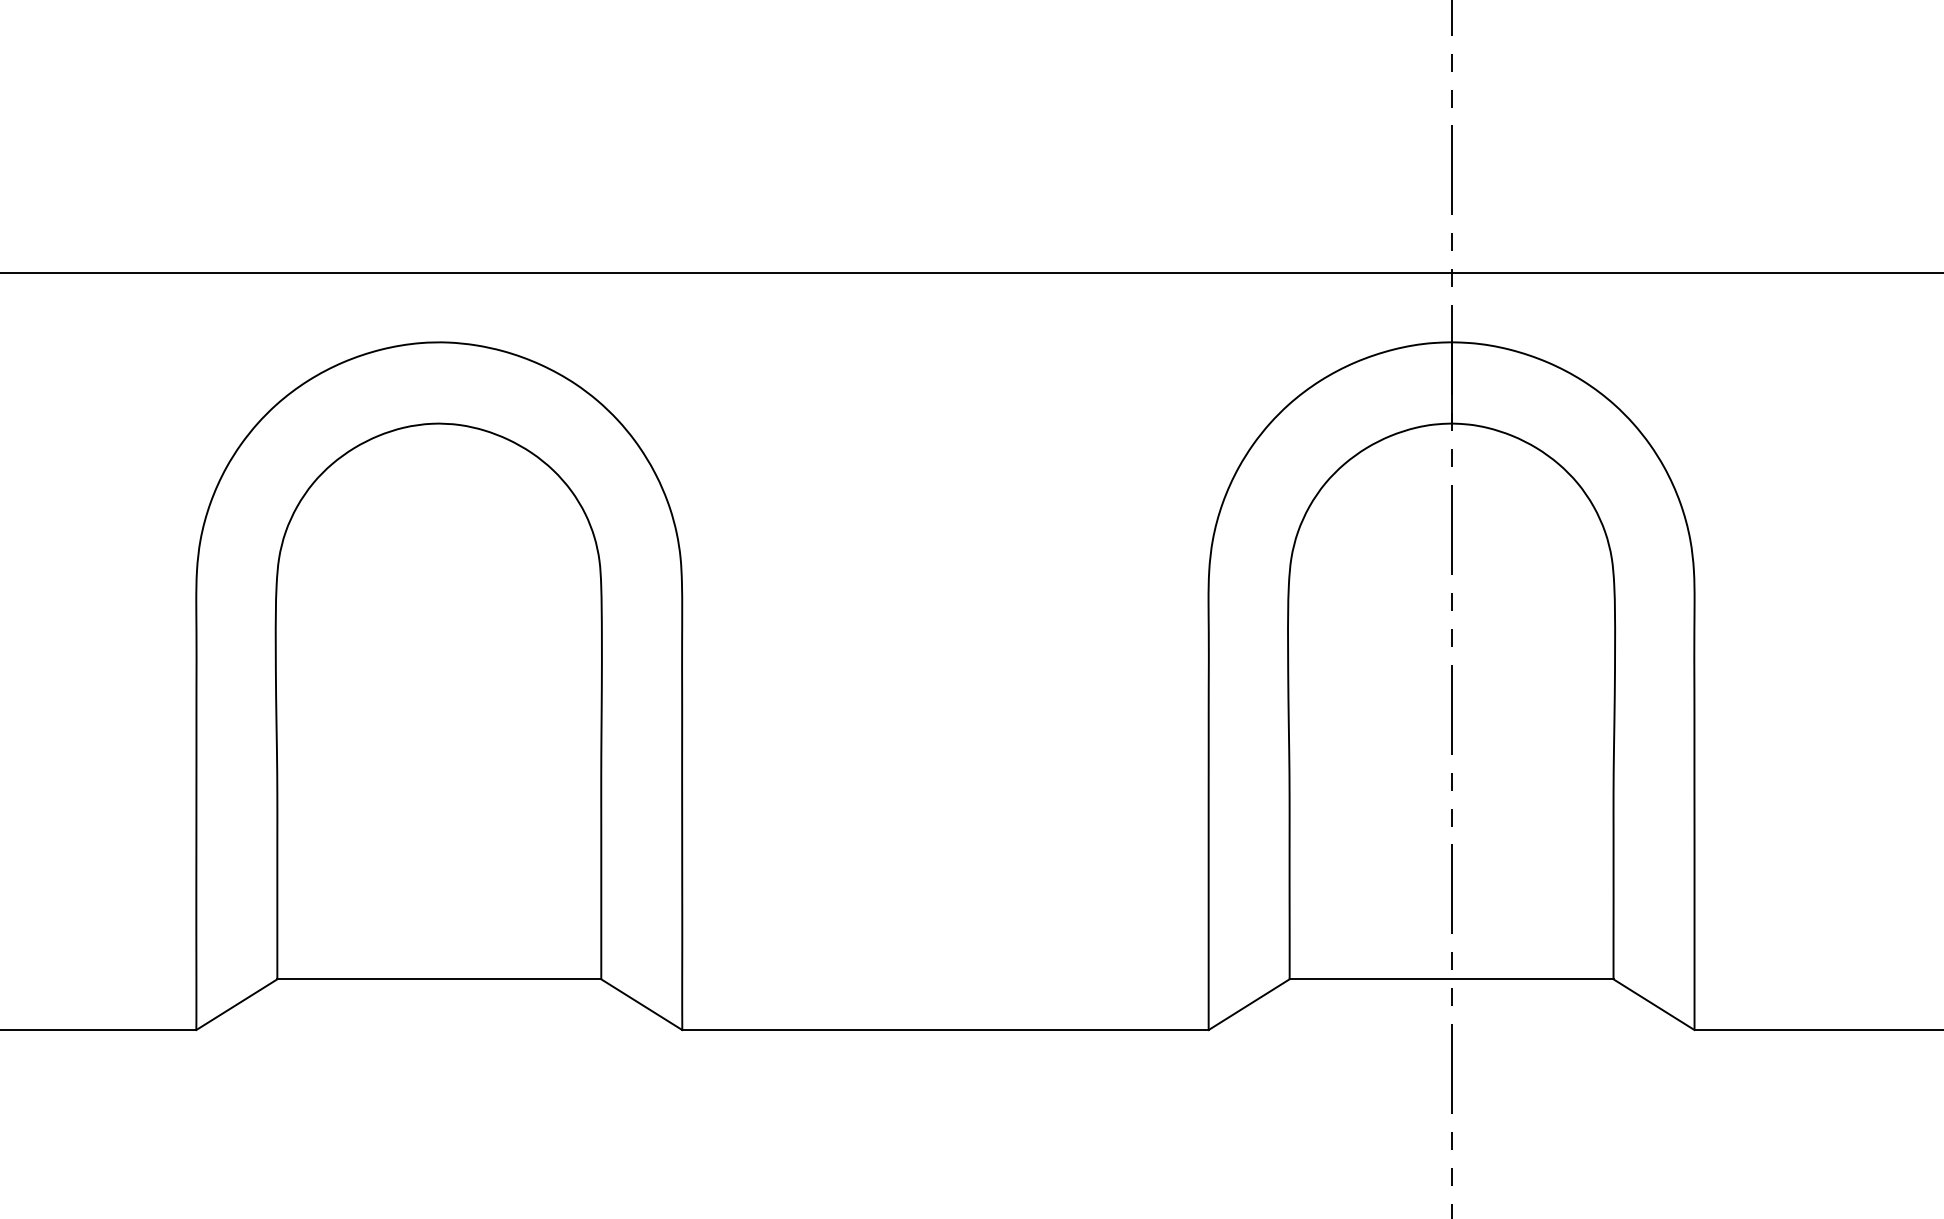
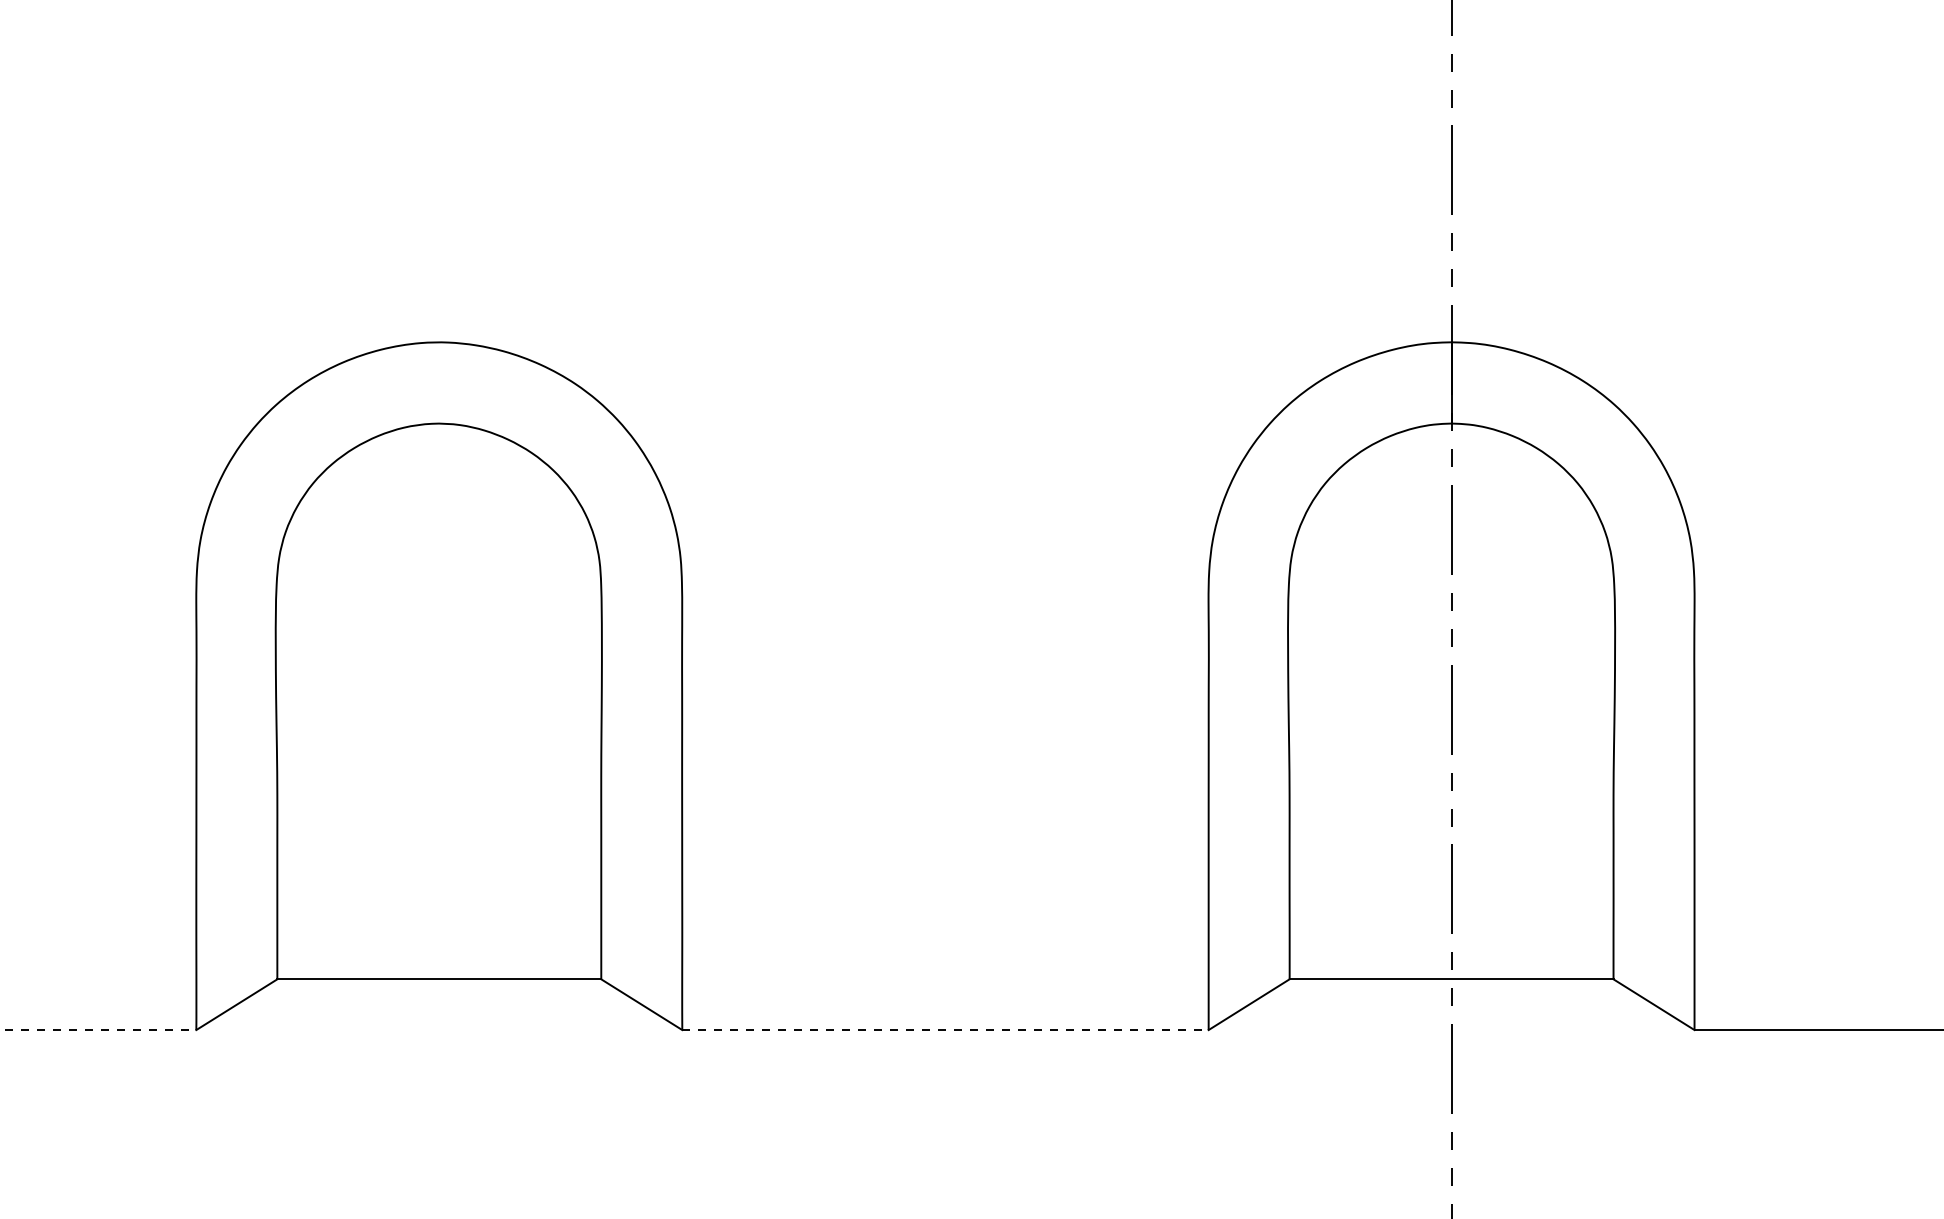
line: present -> none (971, 272)
line: solid -> dashed (98, 1030)
line: solid -> dashed (945, 1030)
